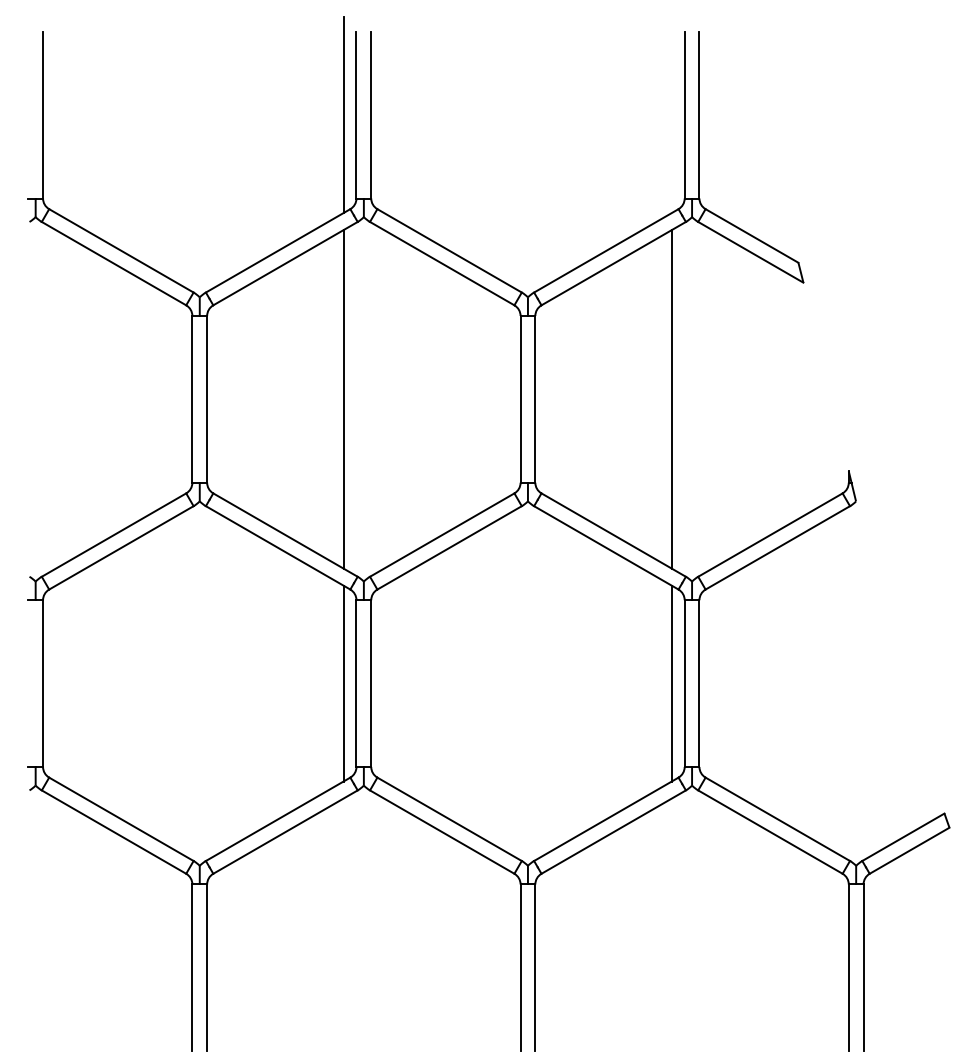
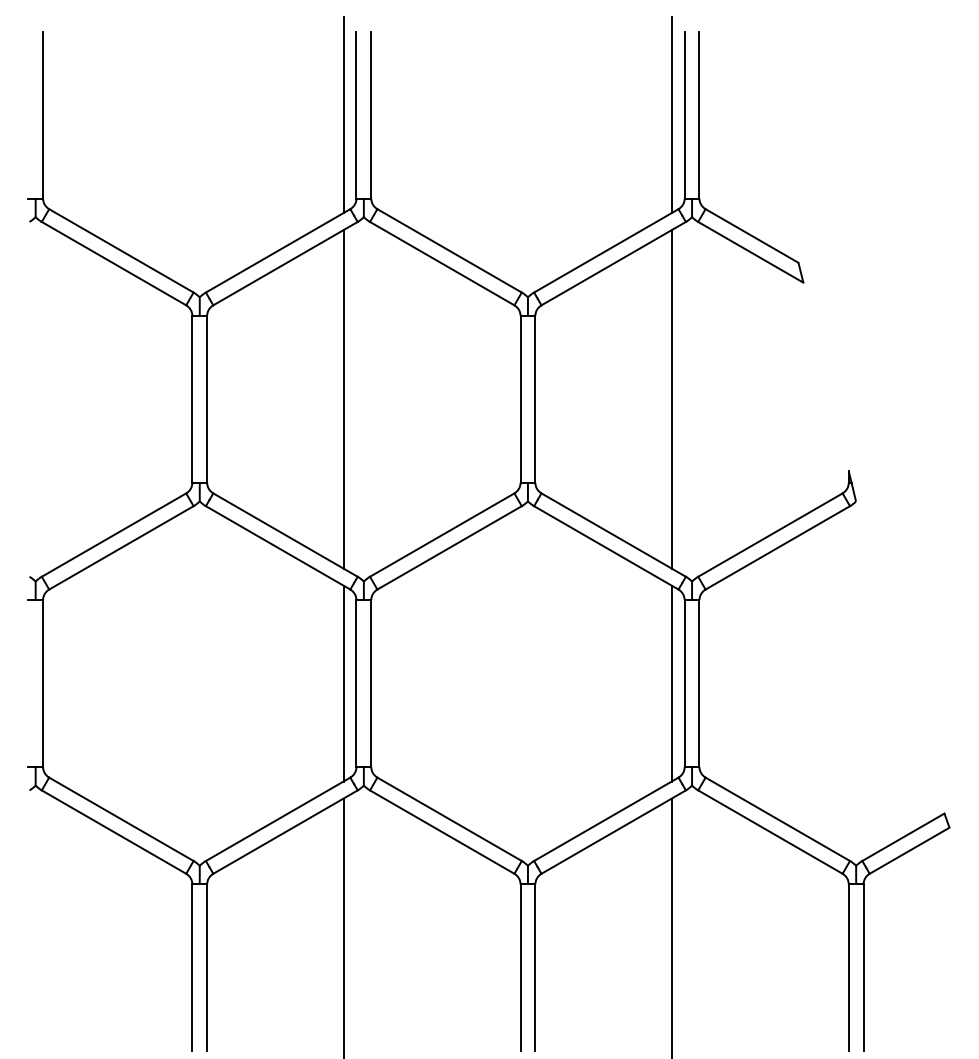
line: none -> present (671, 115)
line: none -> present (343, 926)
line: none -> present (671, 926)
